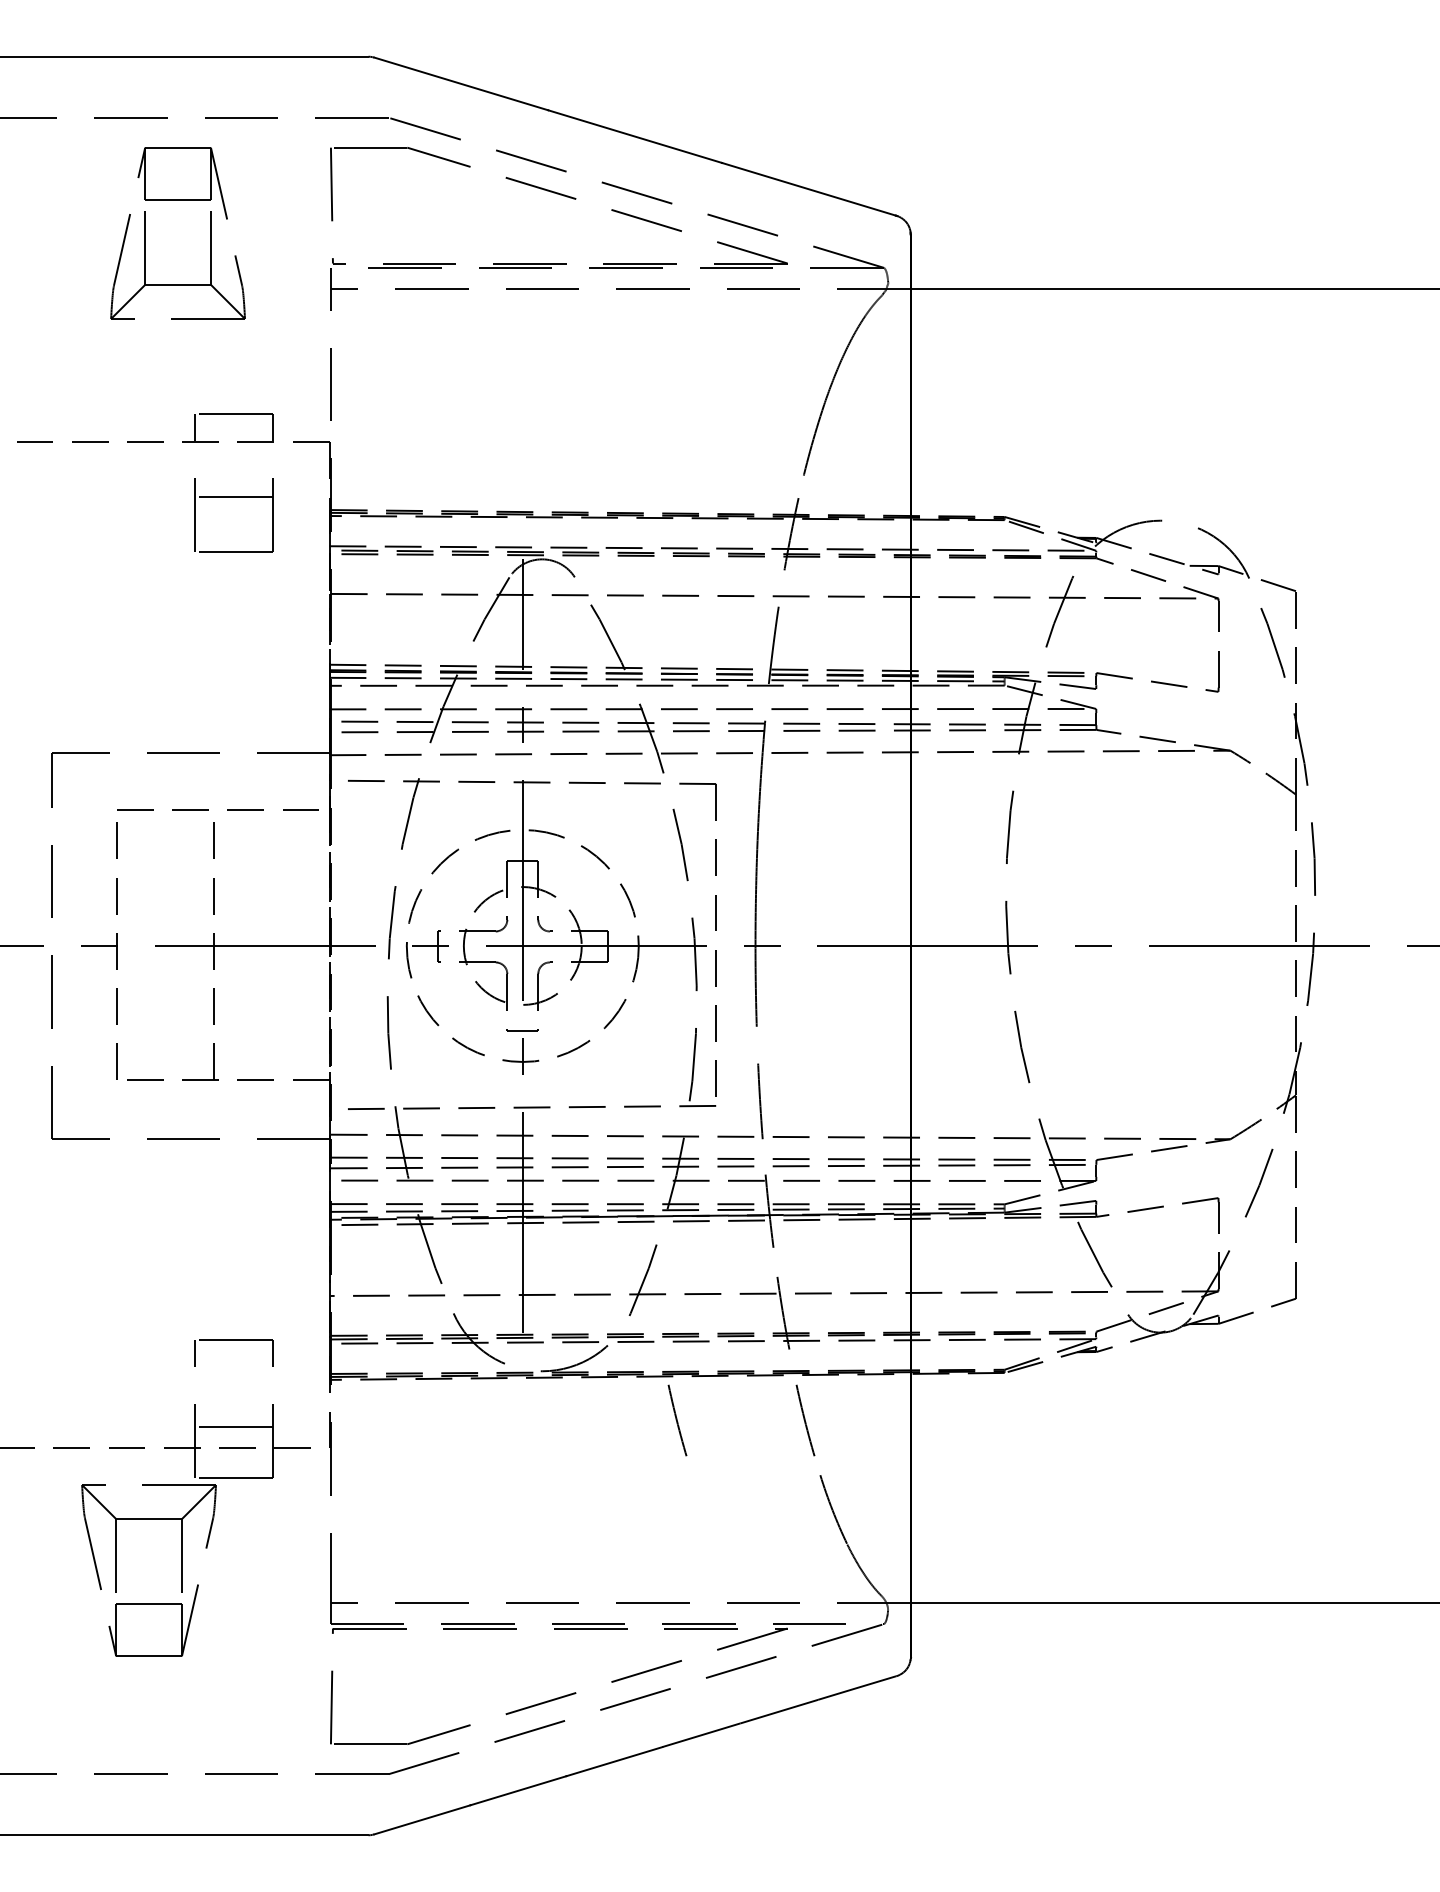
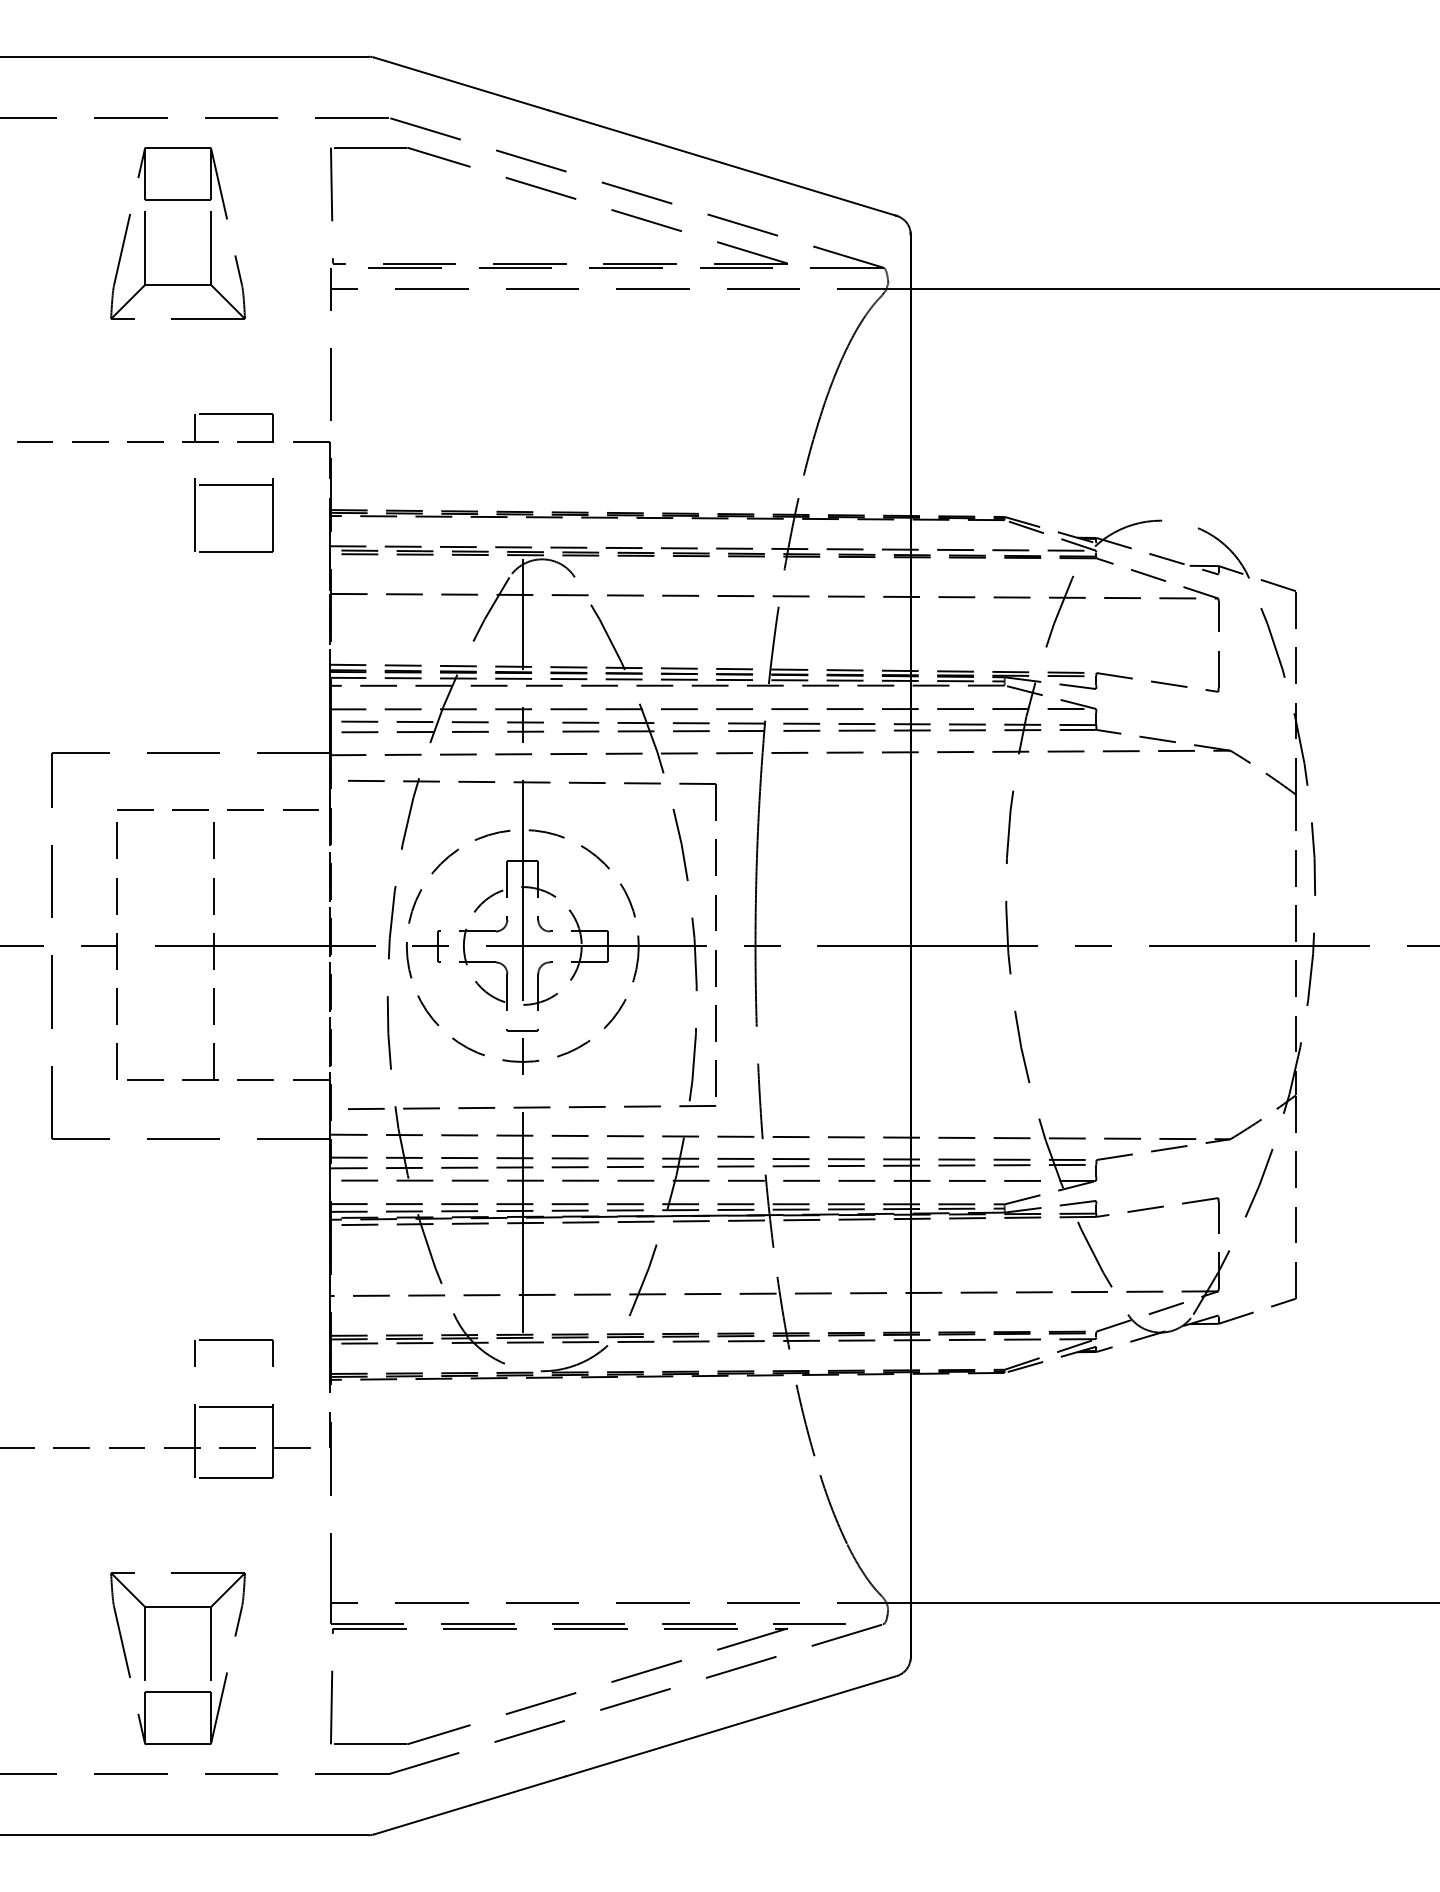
line position: (233, 496) -> (233, 484) (233, 484)
line: present -> none (677, 1420)
line position: (233, 1427) -> (233, 1407) (233, 1407)
part position: (116, 1570) -> (145, 1658) (145, 1658)
